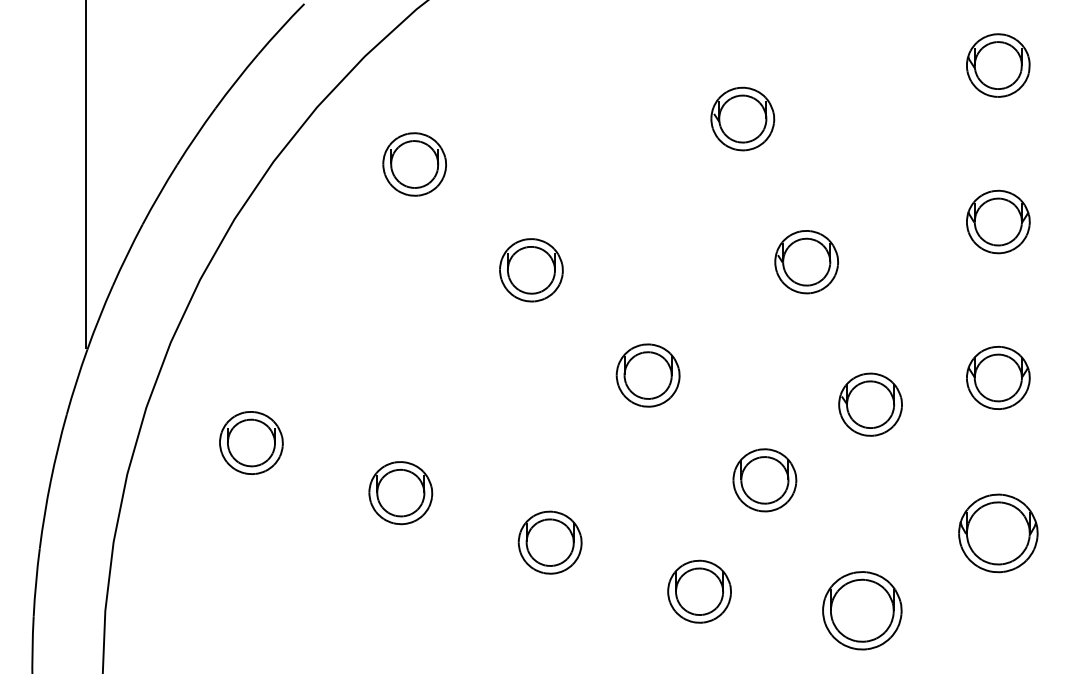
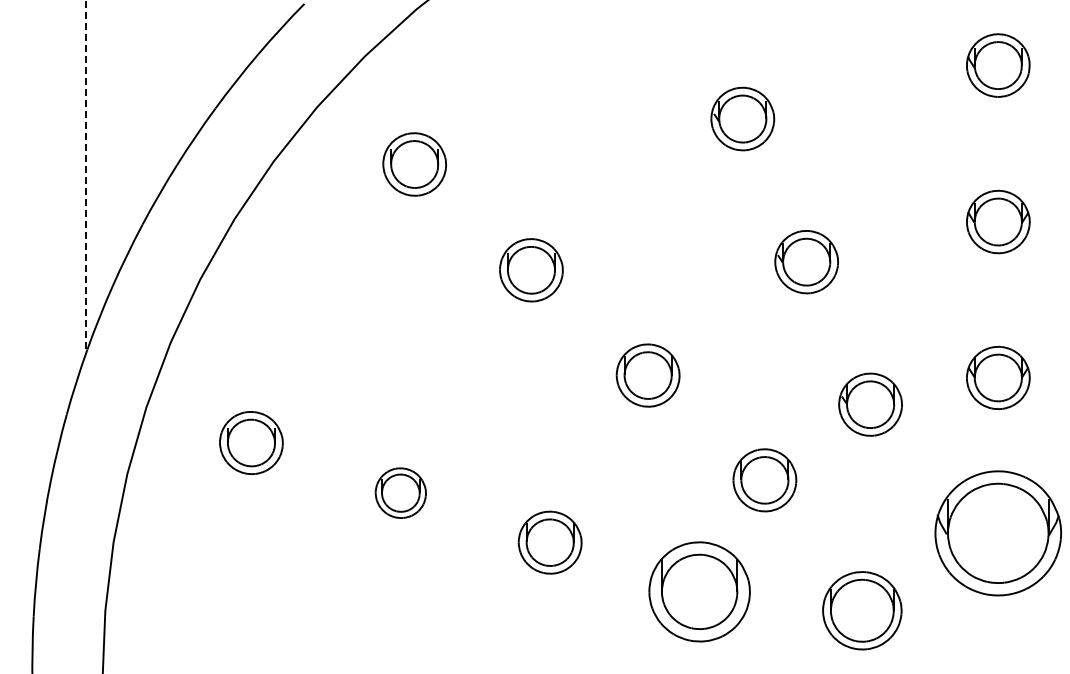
line: solid -> dashed (86, 174)
part size: 66x65 px -> 53x52 px (400, 492)
part size: 81x81 px -> 128x127 px (997, 533)
part size: 65x65 px -> 103x102 px (699, 591)
